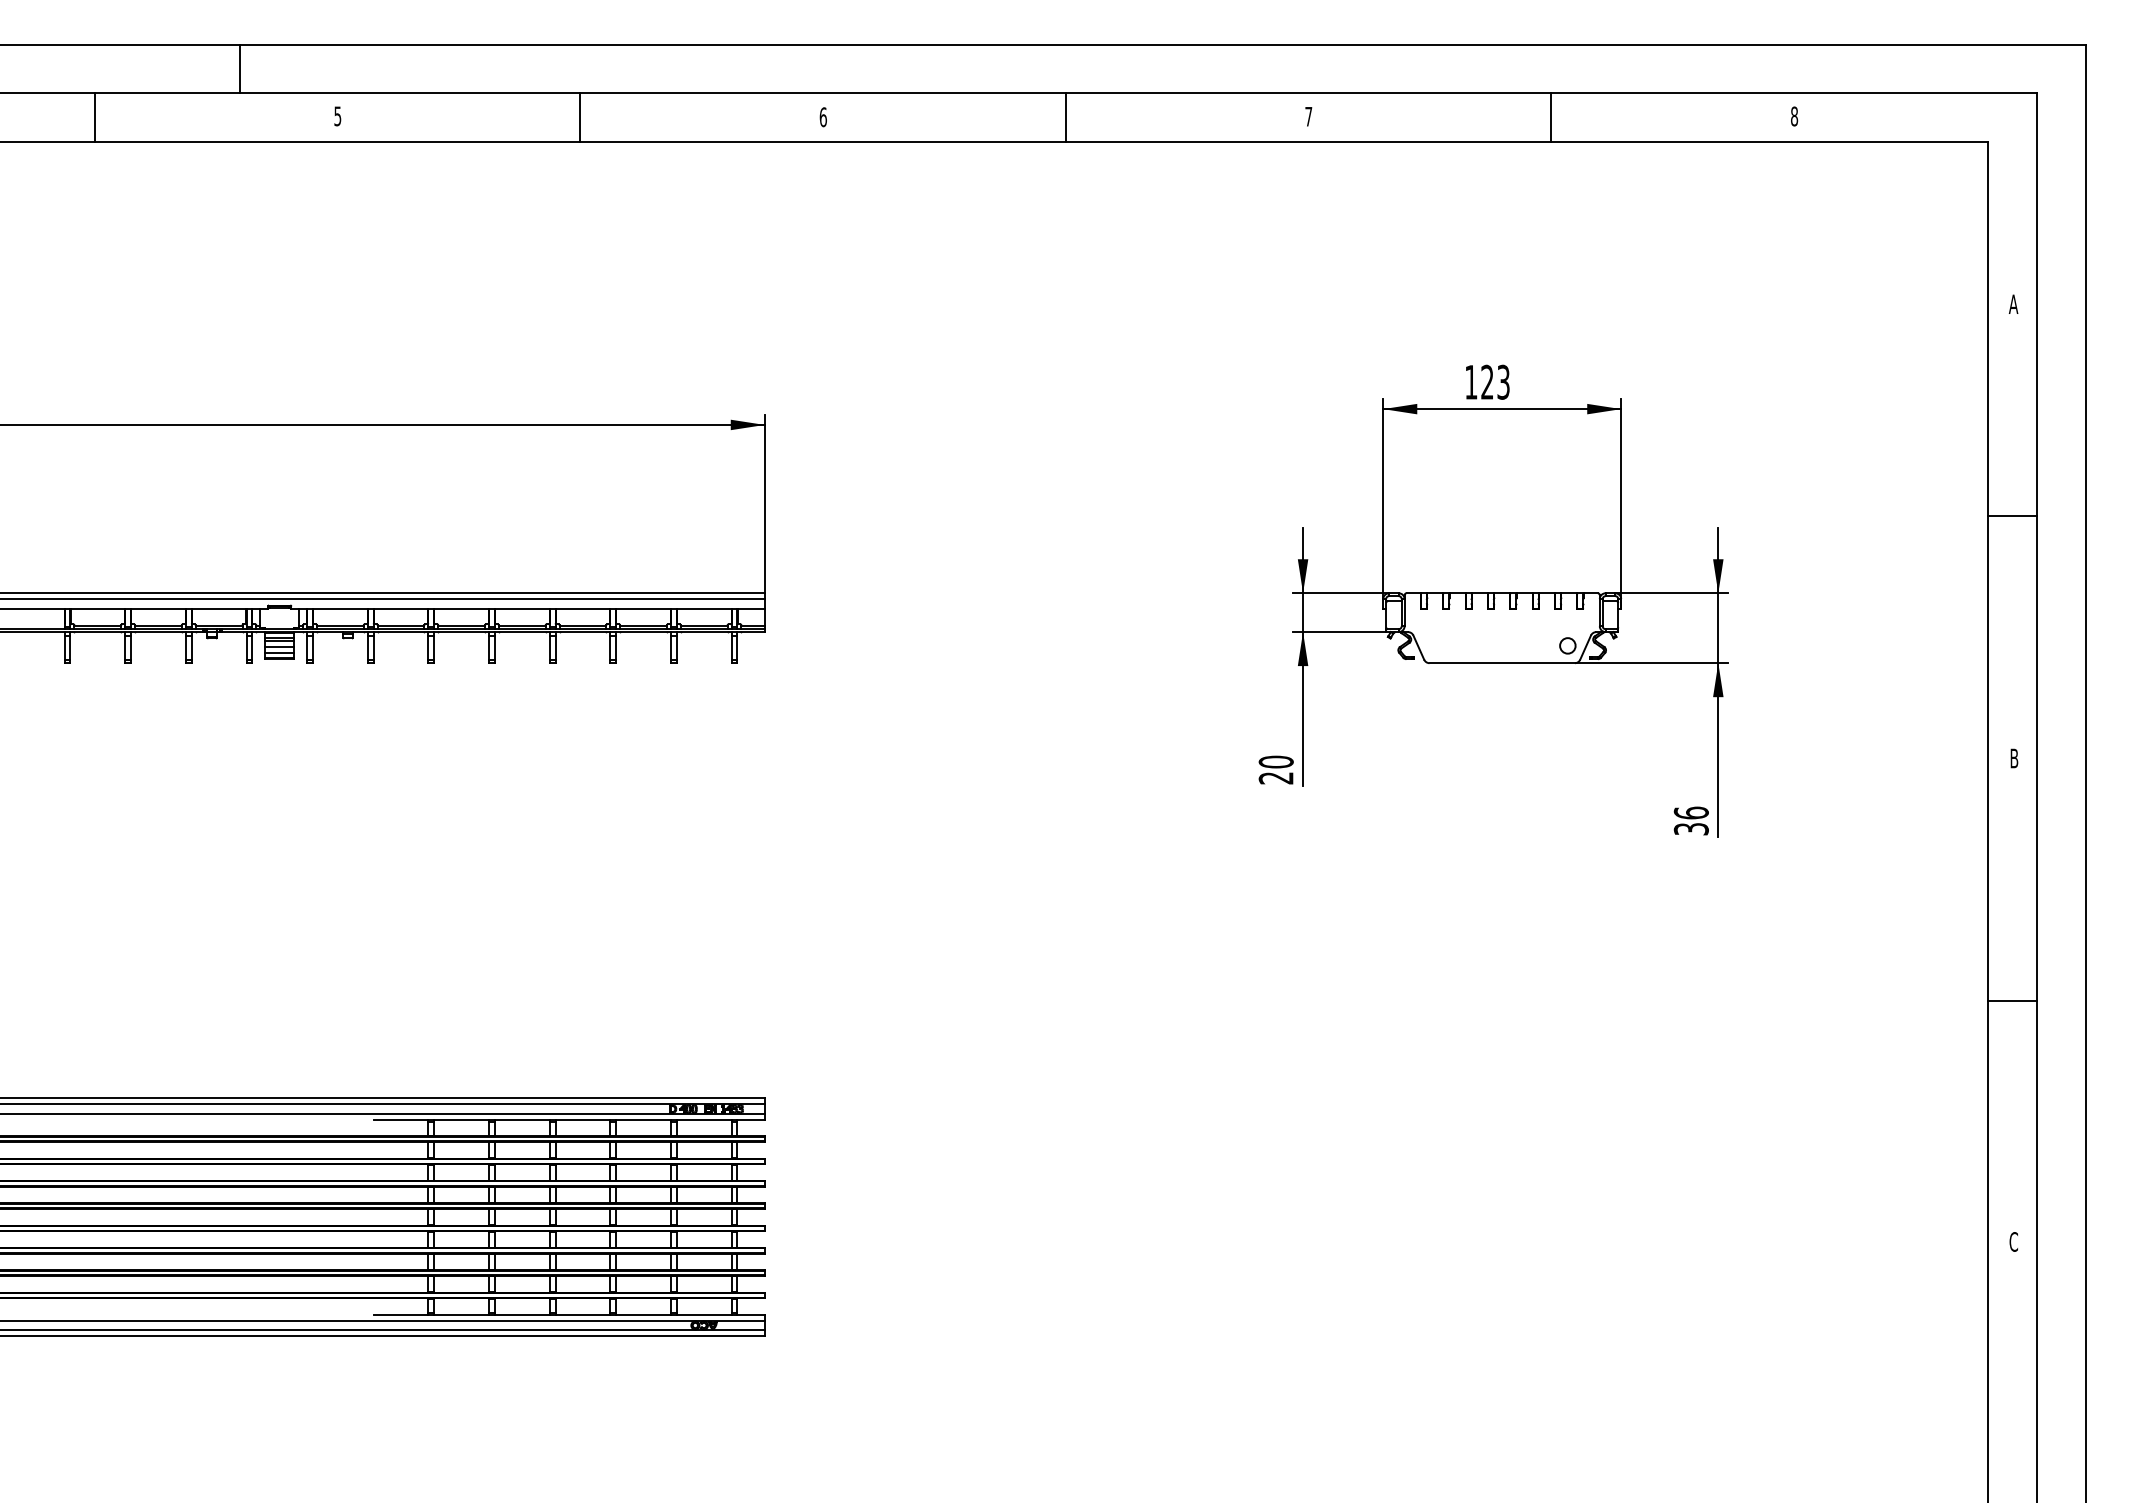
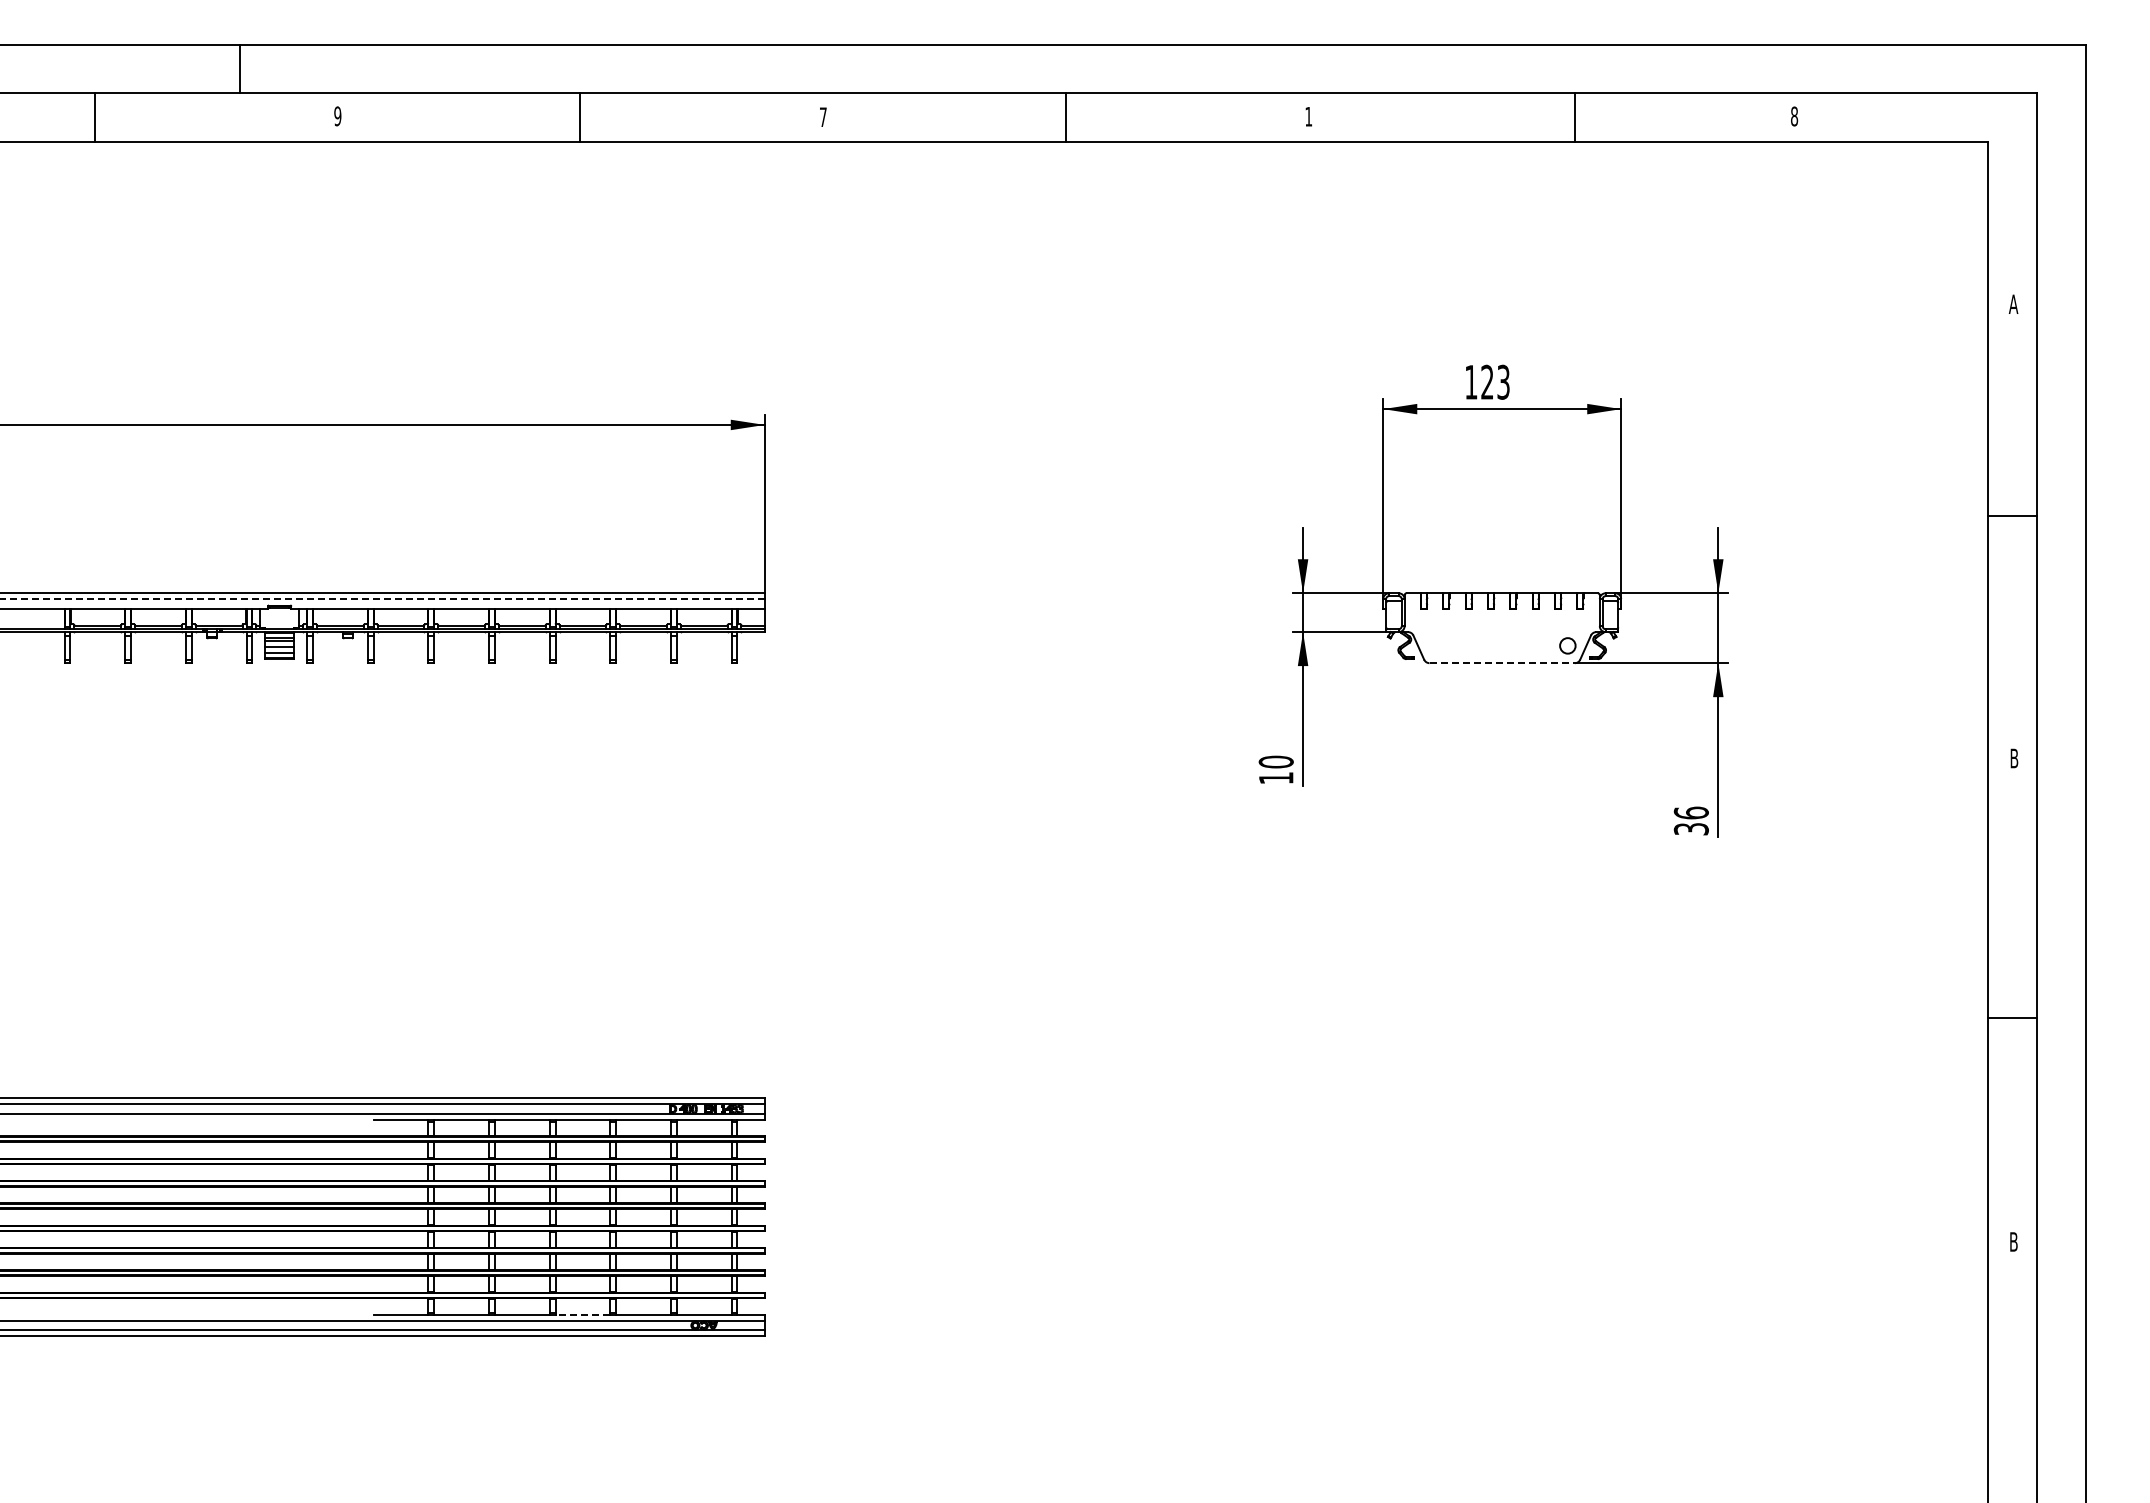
text: 5 -> 9 (337, 115)
text: 7 -> 1 (1308, 116)
text: 6 -> 7 (822, 117)
line position: (1551, 117) -> (1575, 117) (1575, 117)
line: solid -> dashed (381, 599)
line: solid -> dashed (1502, 663)
text: 20 -> 10 (1275, 778)
line position: (2012, 1001) -> (2012, 1018) (2012, 1018)
text: C -> B (2013, 1241)
line: solid -> dashed (582, 1314)
